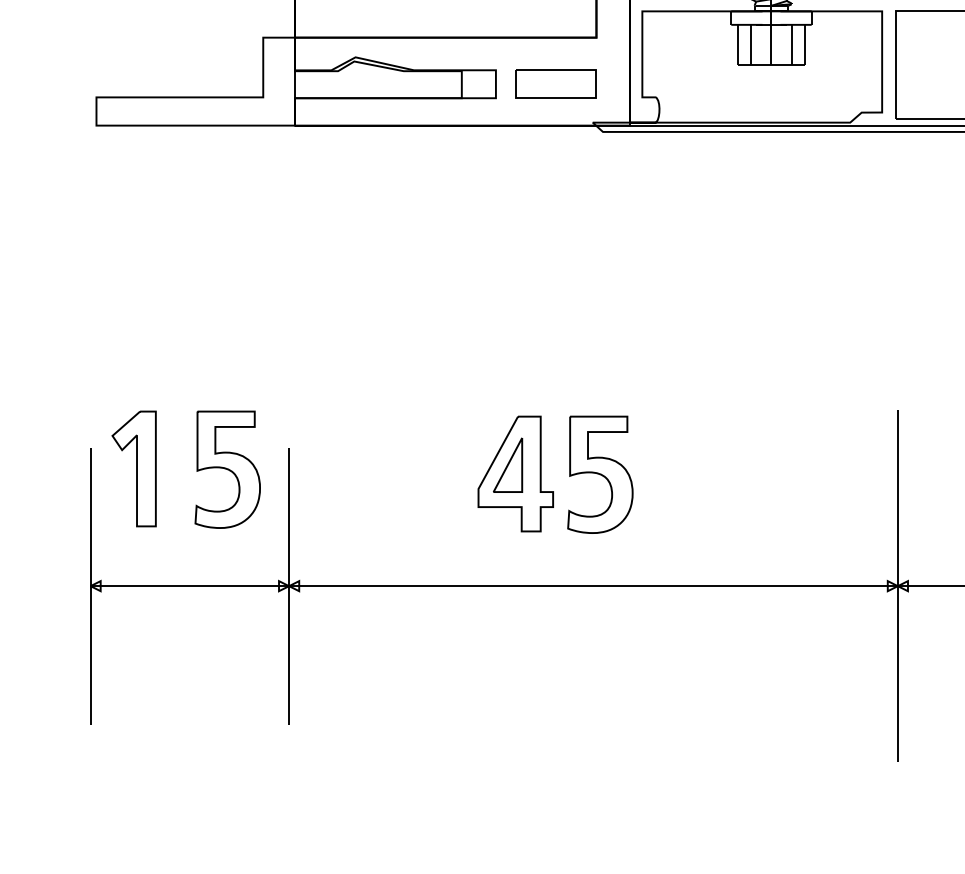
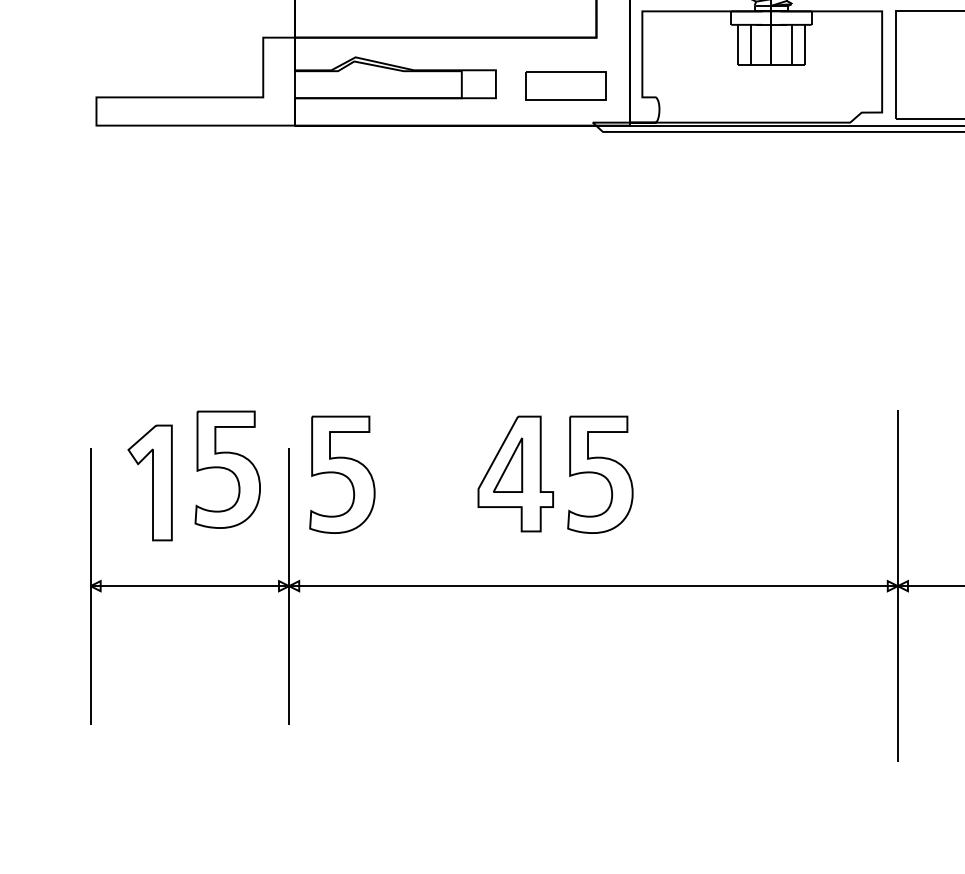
part position: (555, 83) -> (565, 85) (565, 85)
part position: (133, 468) -> (149, 482) (149, 482)
part: none -> present (342, 474)
